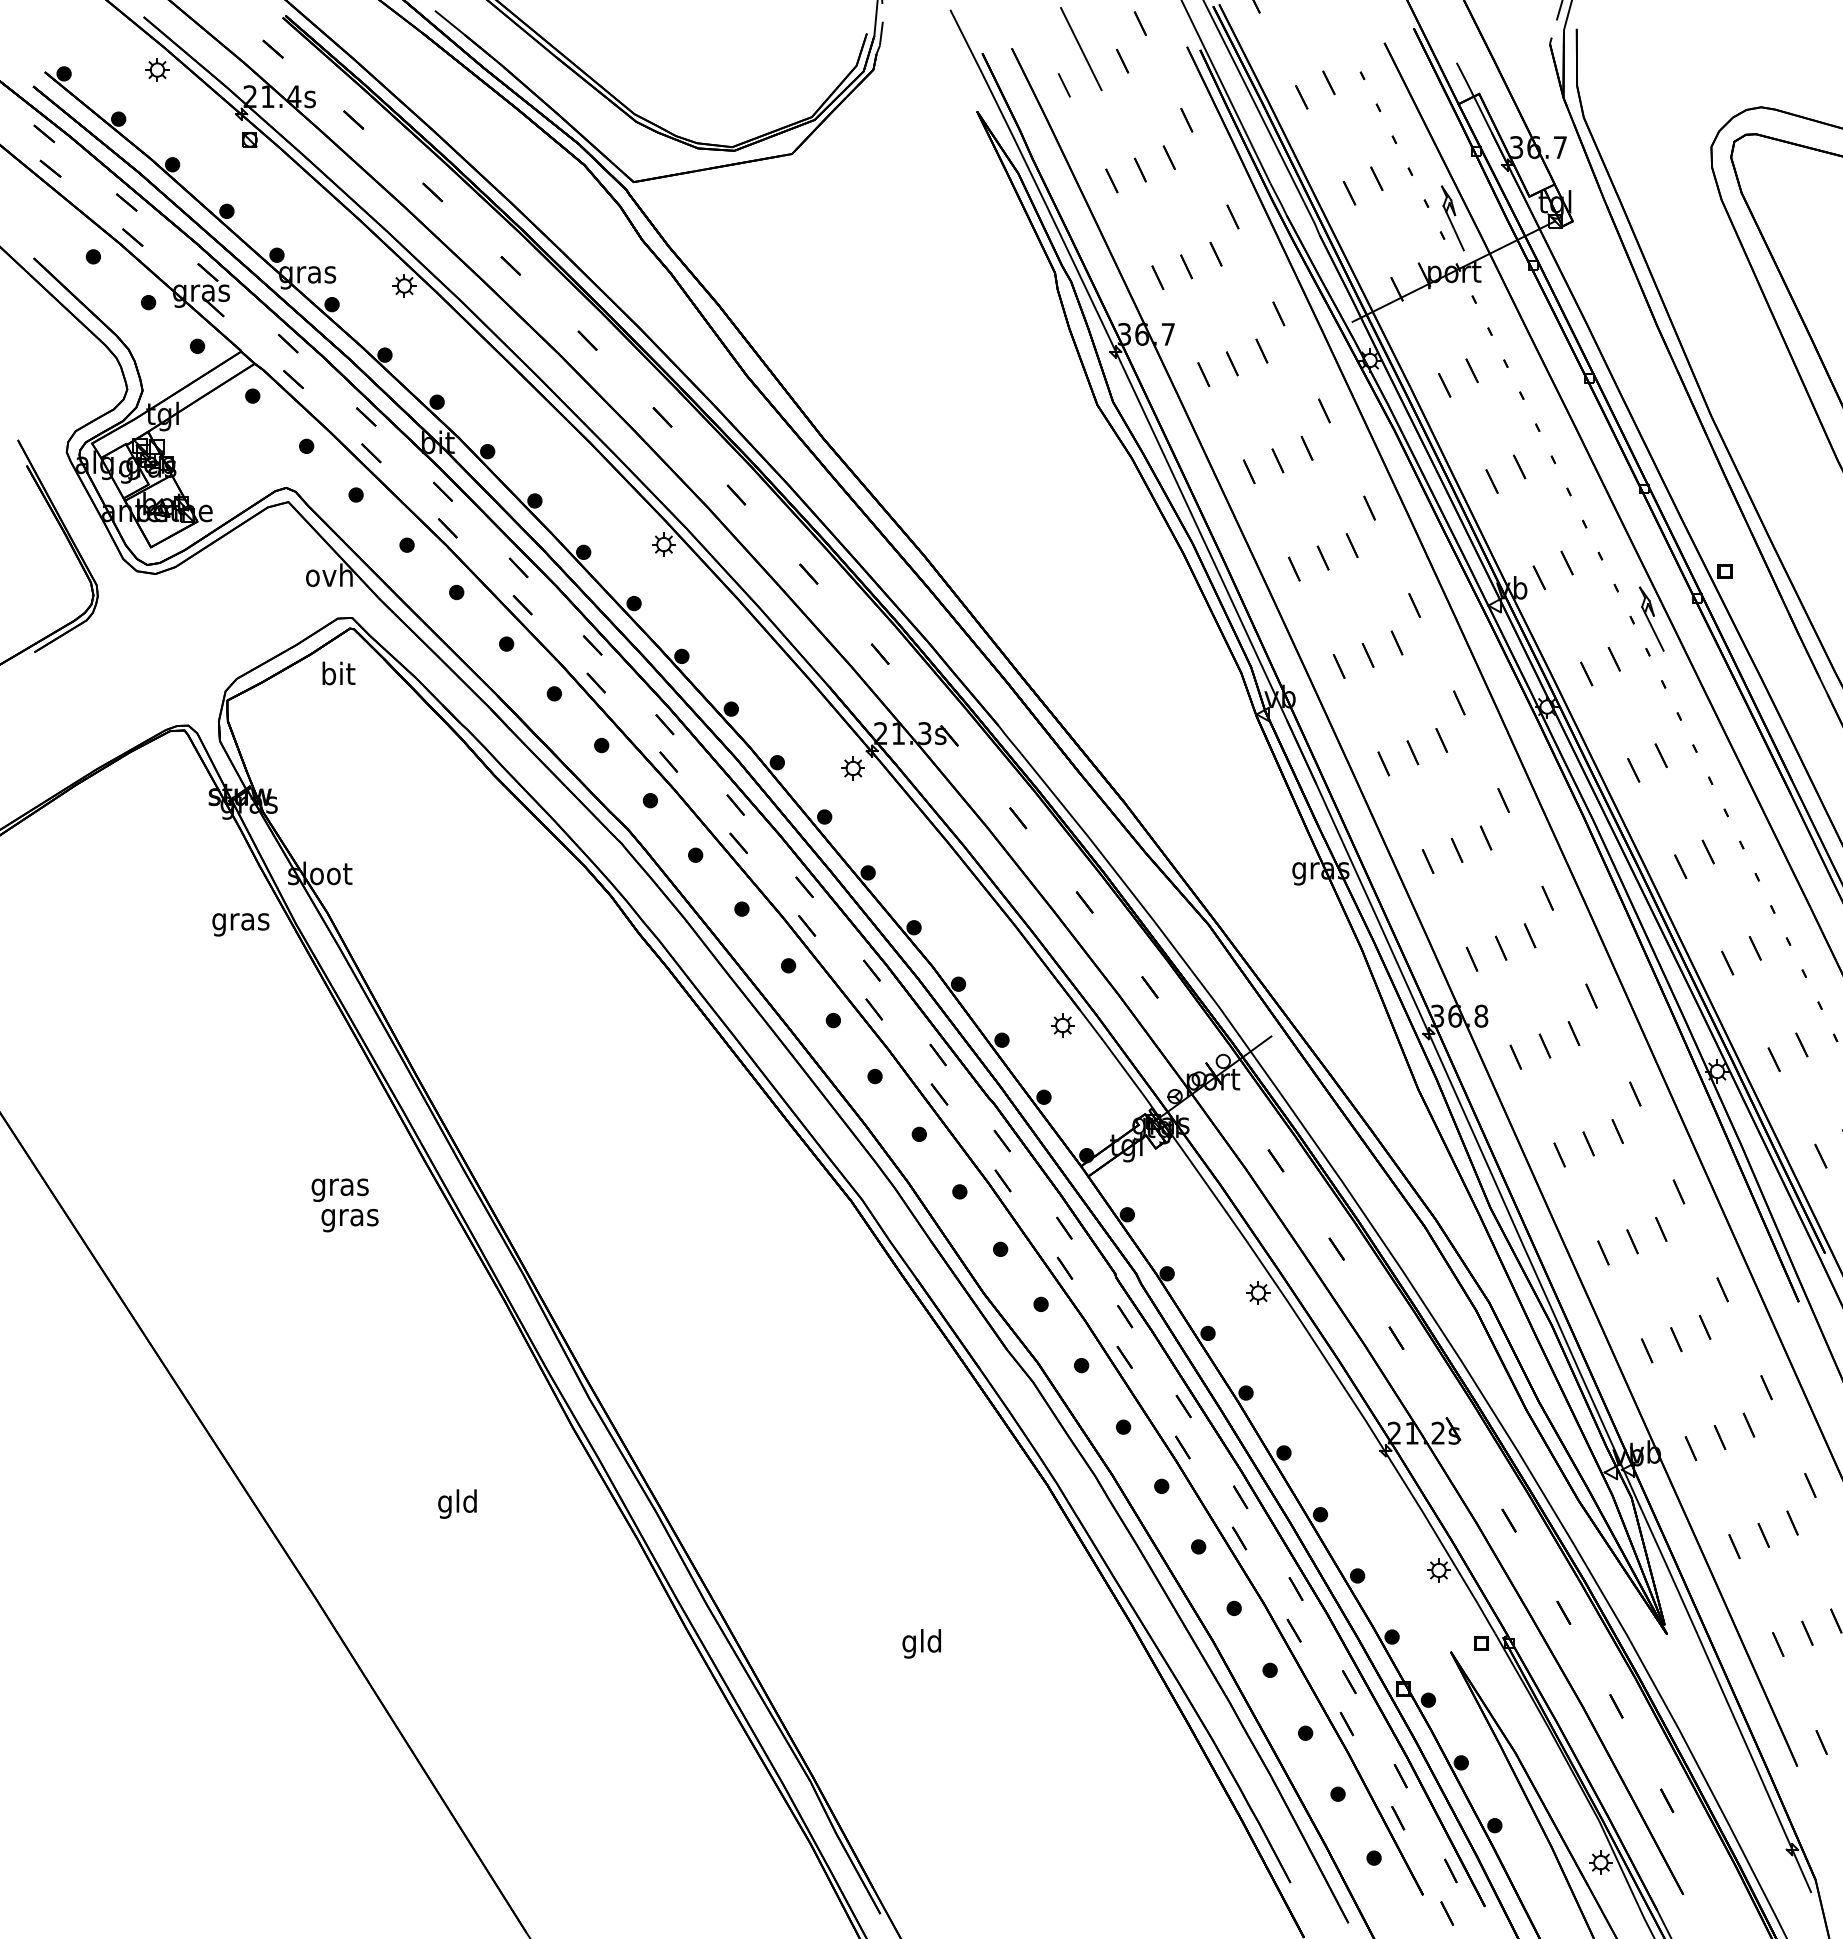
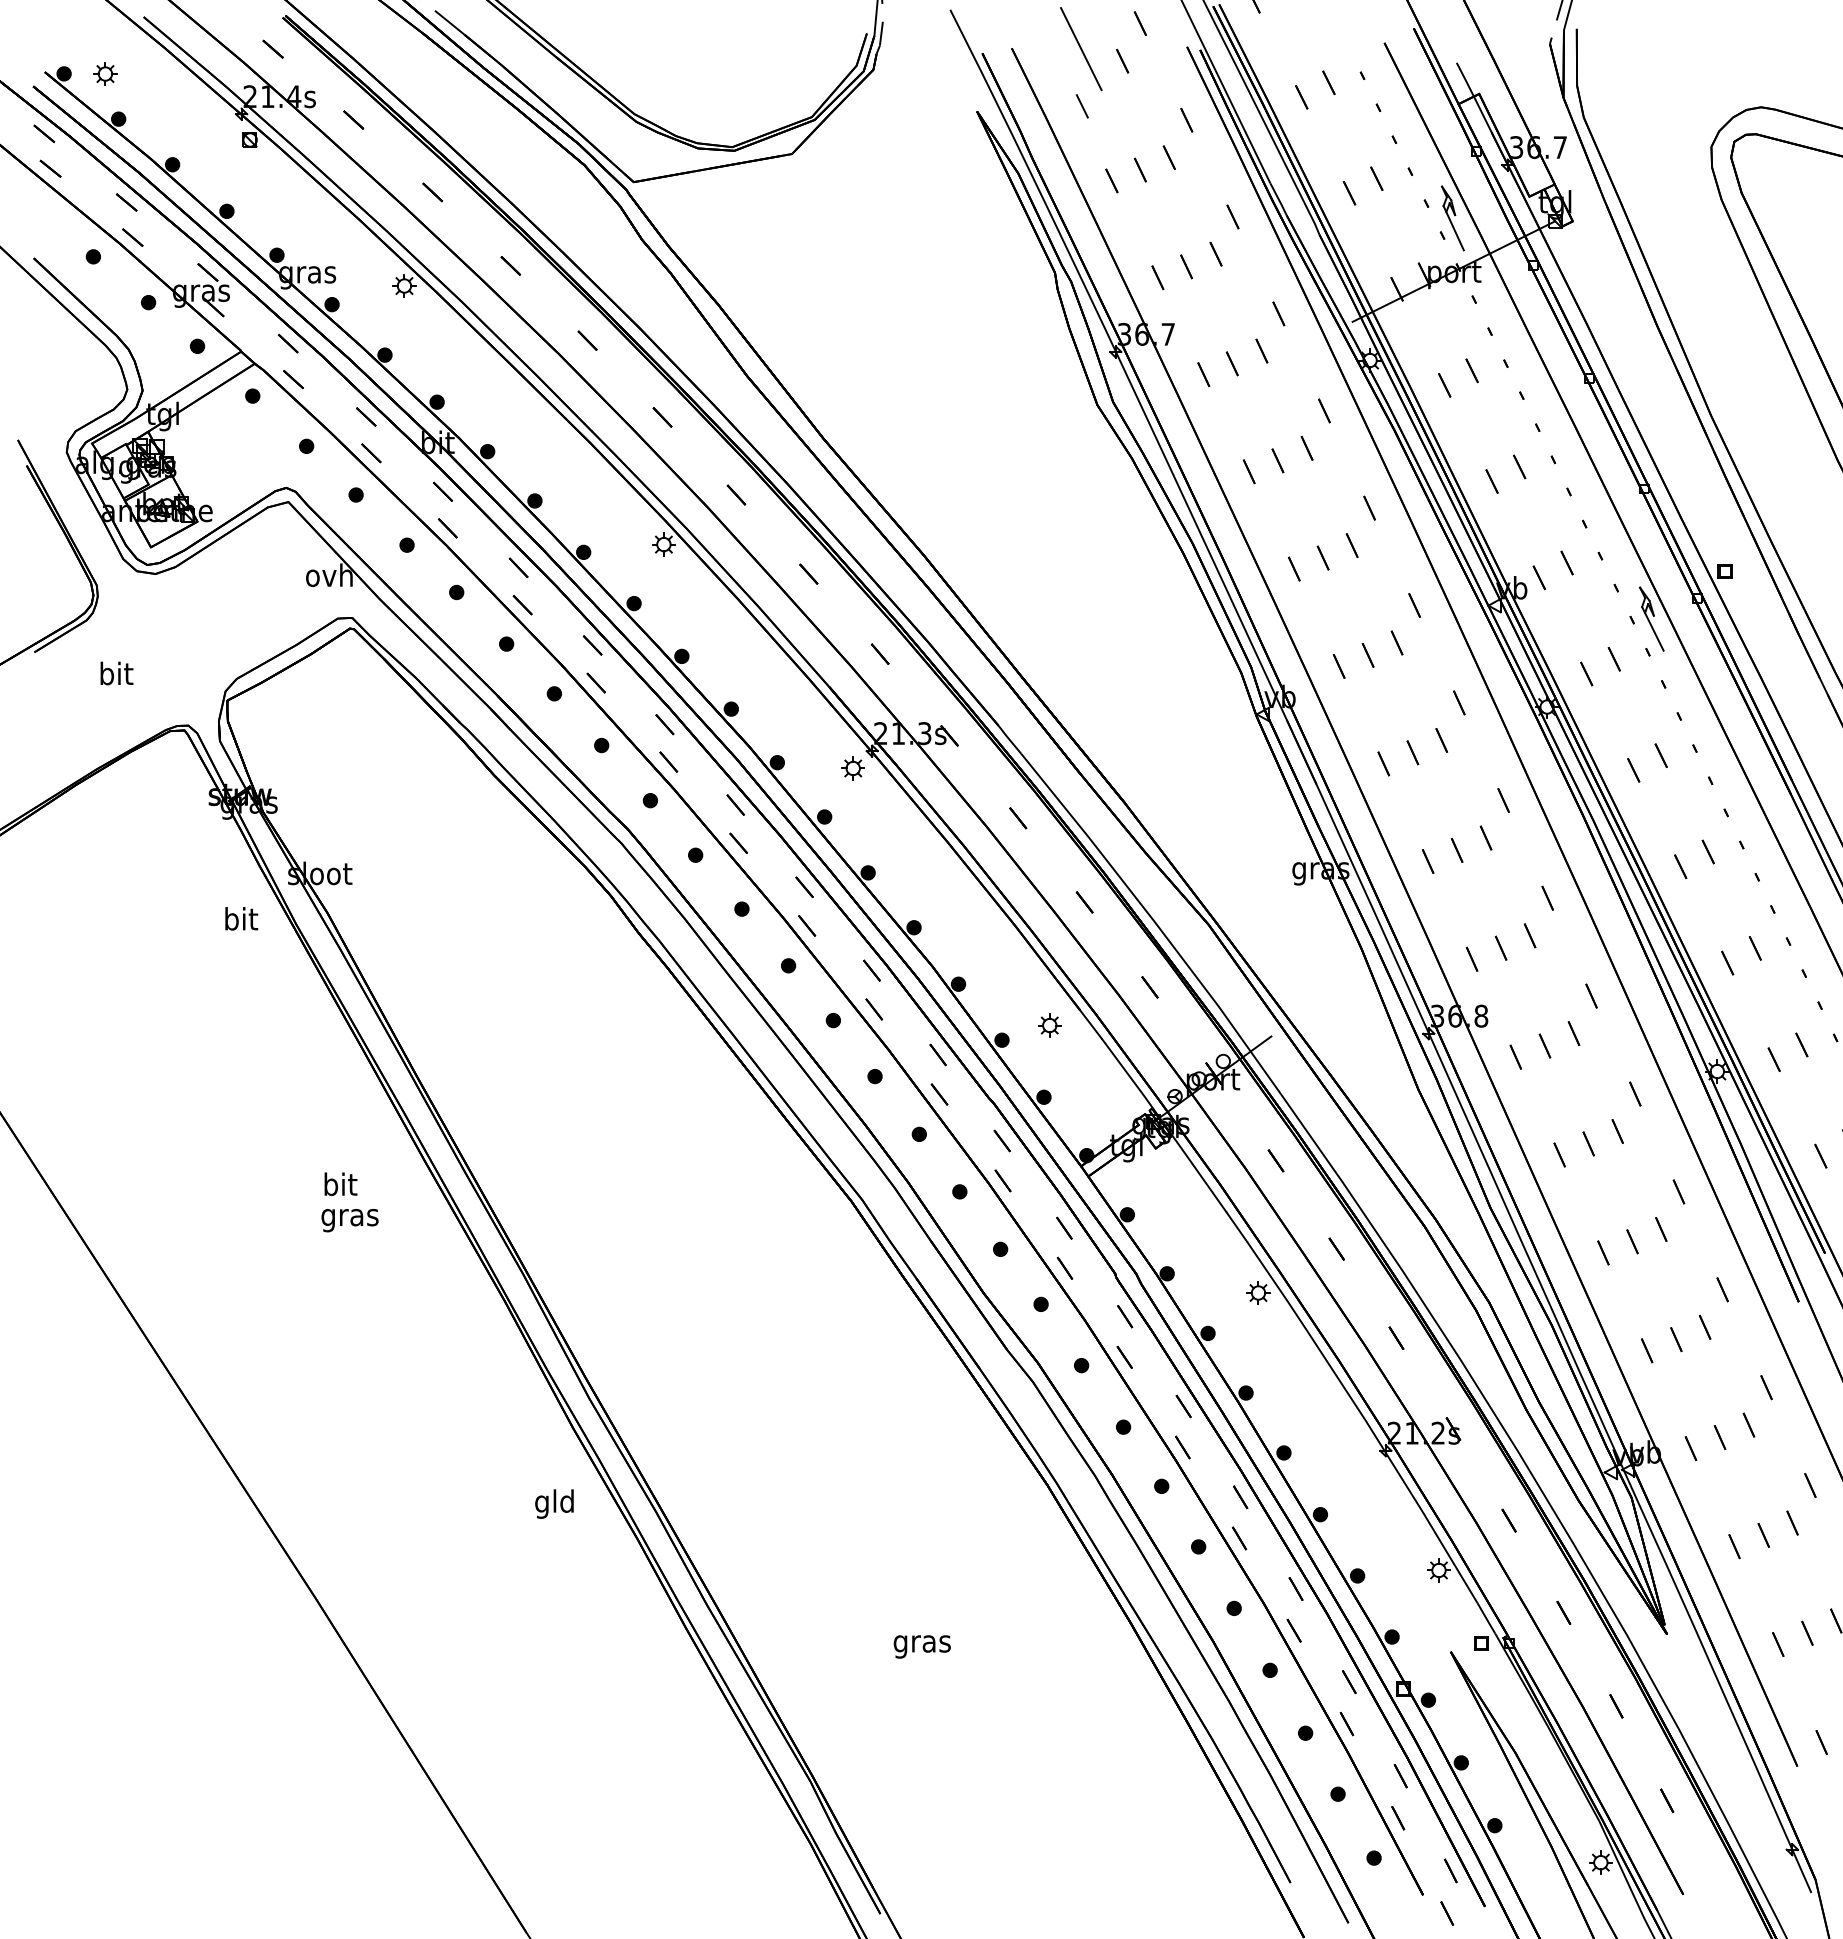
part position: (157, 69) -> (105, 73) (105, 73)
line position: (1063, 85) -> (1081, 106) (1081, 106)
text position: (338, 673) -> (116, 673) (116, 673)
text: gras -> bit (240, 921)
part position: (1062, 1025) -> (1049, 1025) (1049, 1025)
text: gras -> bit (339, 1186)
text position: (457, 1503) -> (554, 1503) (554, 1503)
text: gld -> gras (921, 1643)
